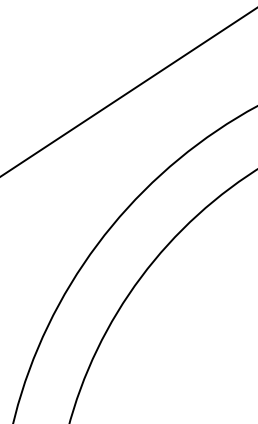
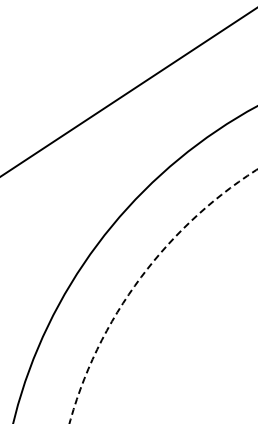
circle: solid -> dashed (163, 296)
